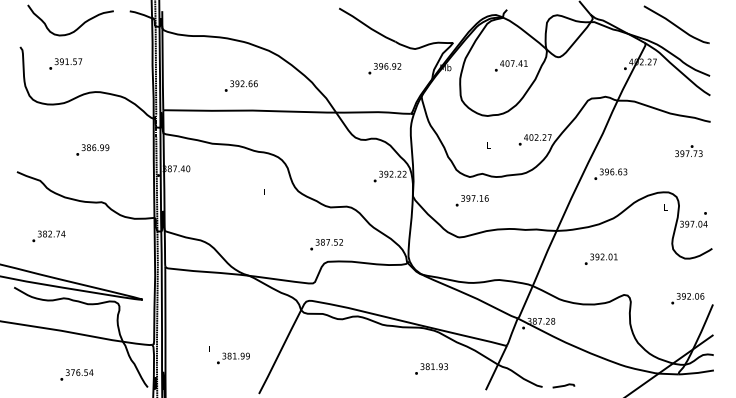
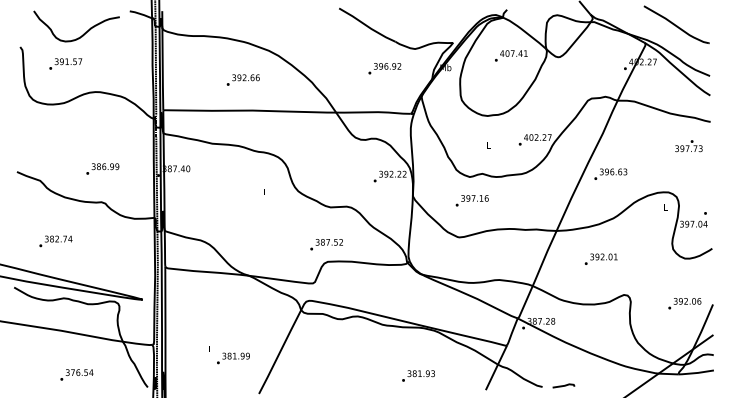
curve position: (77, 27) -> (83, 33) (83, 33)
text position: (511, 65) -> (511, 55) (511, 55)
text position: (240, 85) -> (242, 79) (242, 79)
text position: (92, 149) -> (102, 168) (102, 168)
text position: (688, 151) -> (688, 146) (688, 146)
text position: (48, 236) -> (55, 241) (55, 241)
text position: (687, 298) -> (684, 303) (684, 303)
text position: (431, 368) -> (418, 375) (418, 375)
